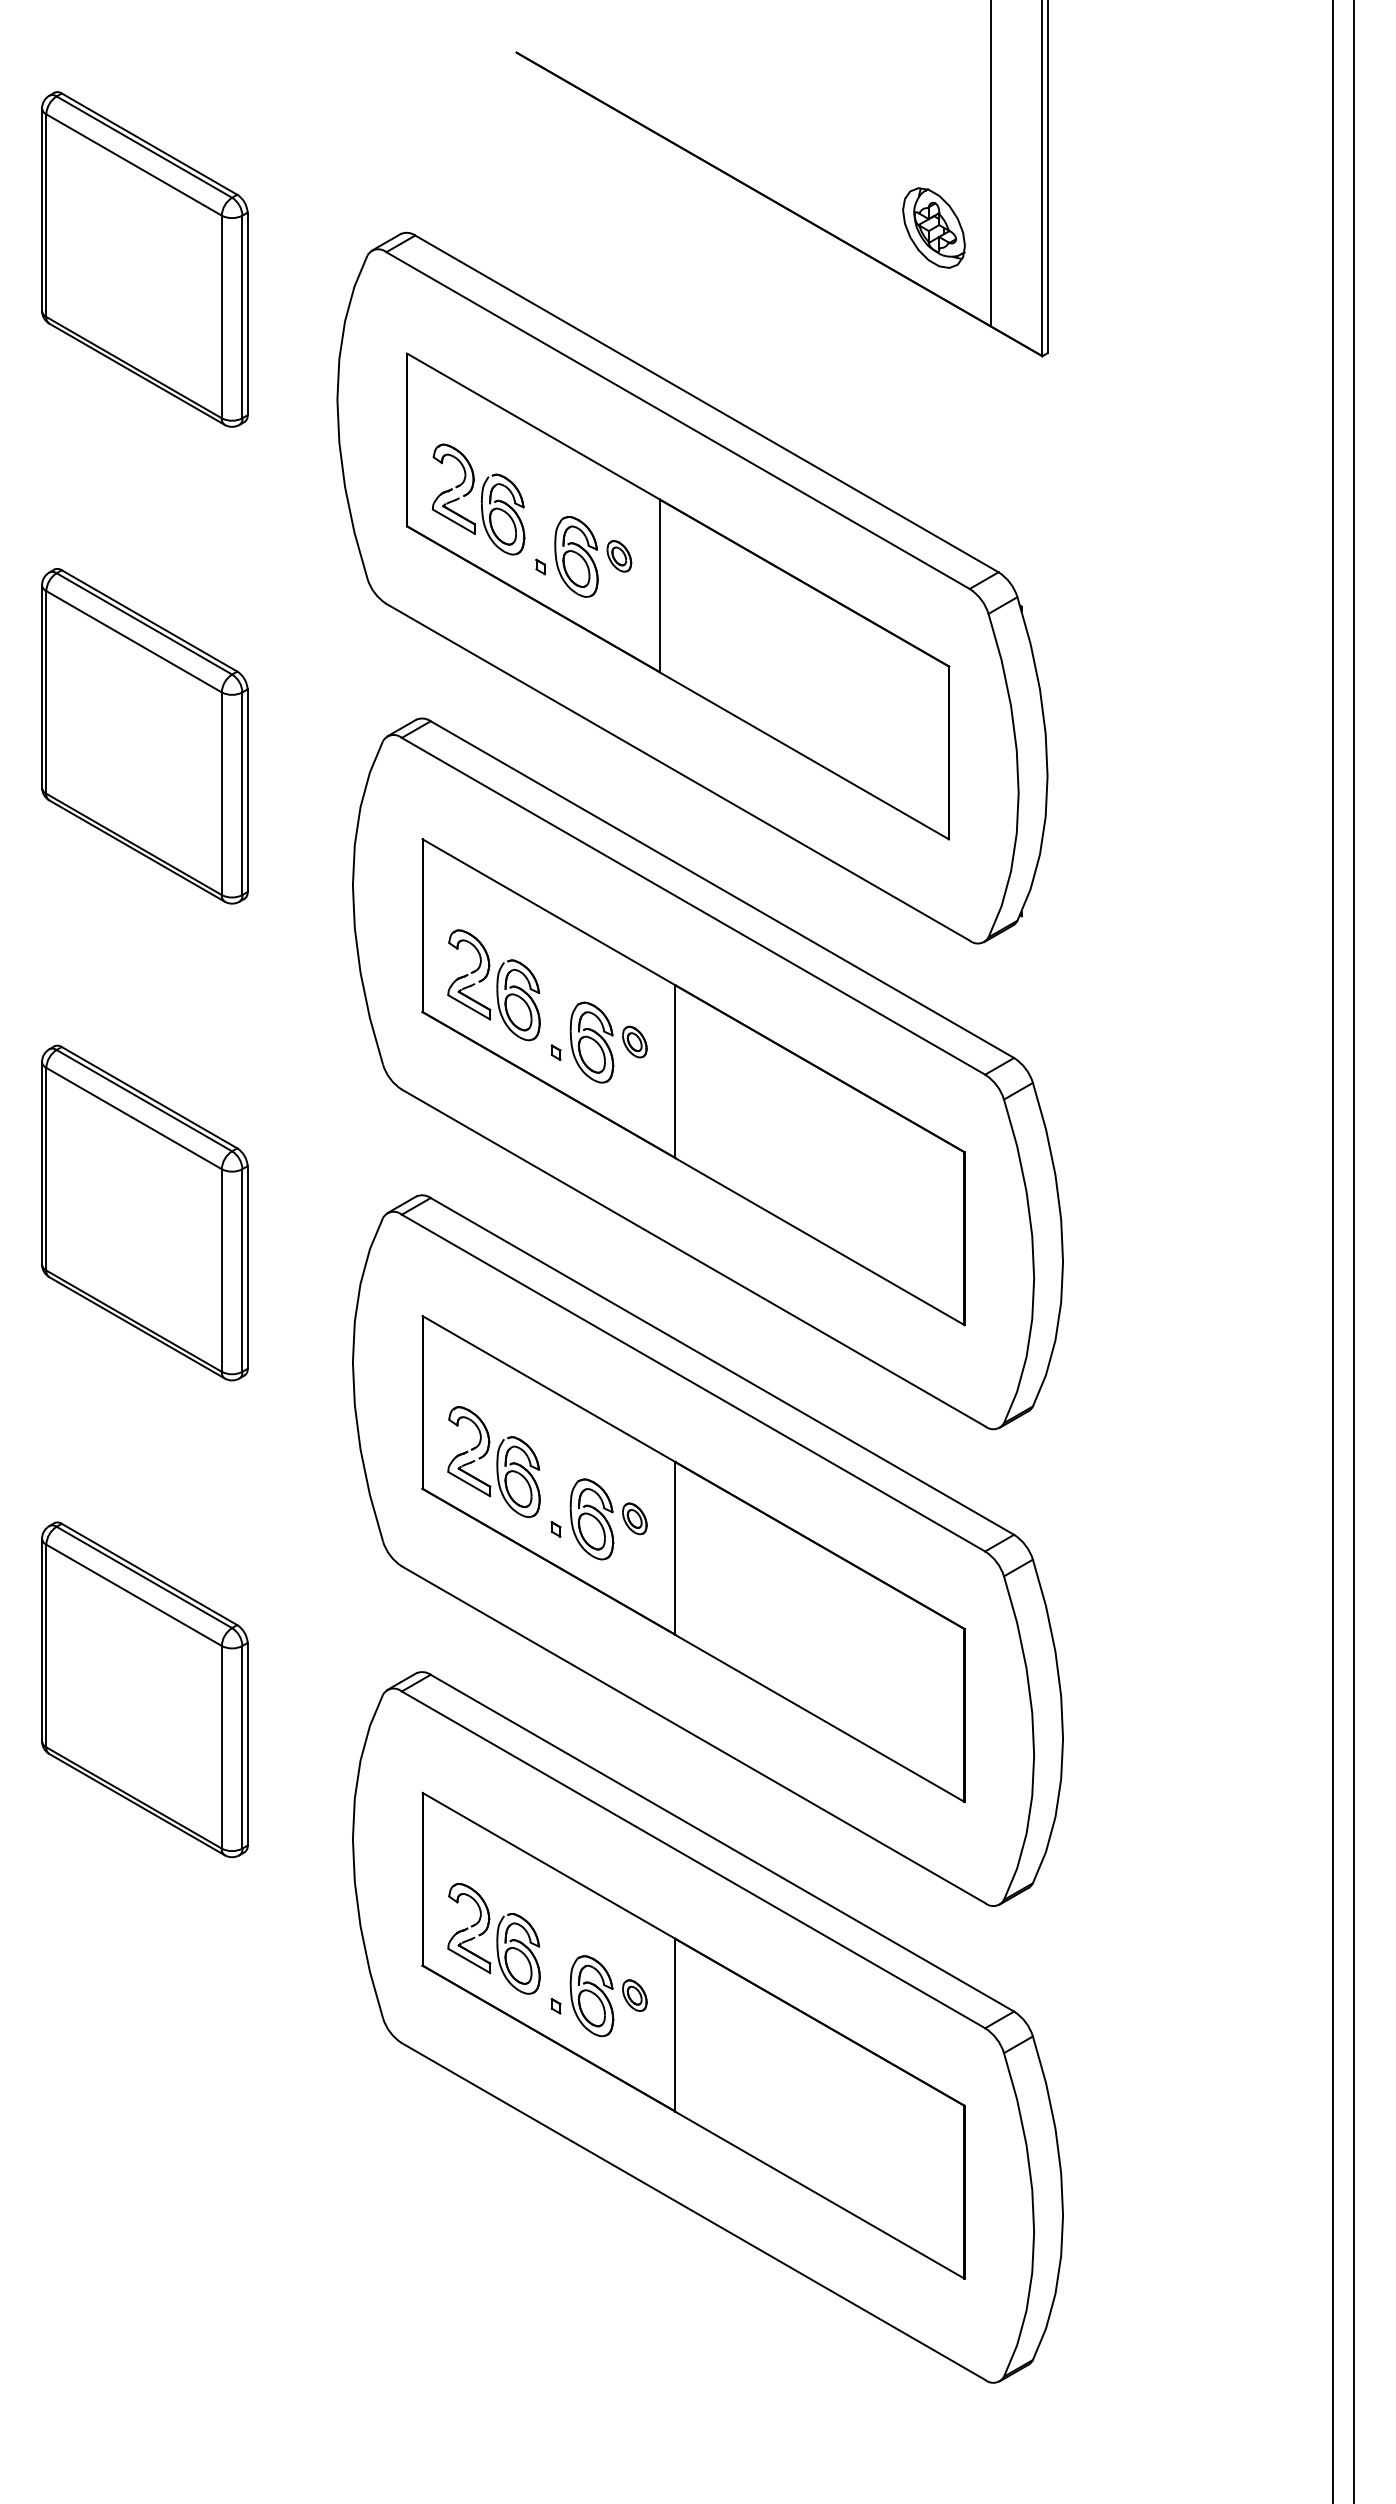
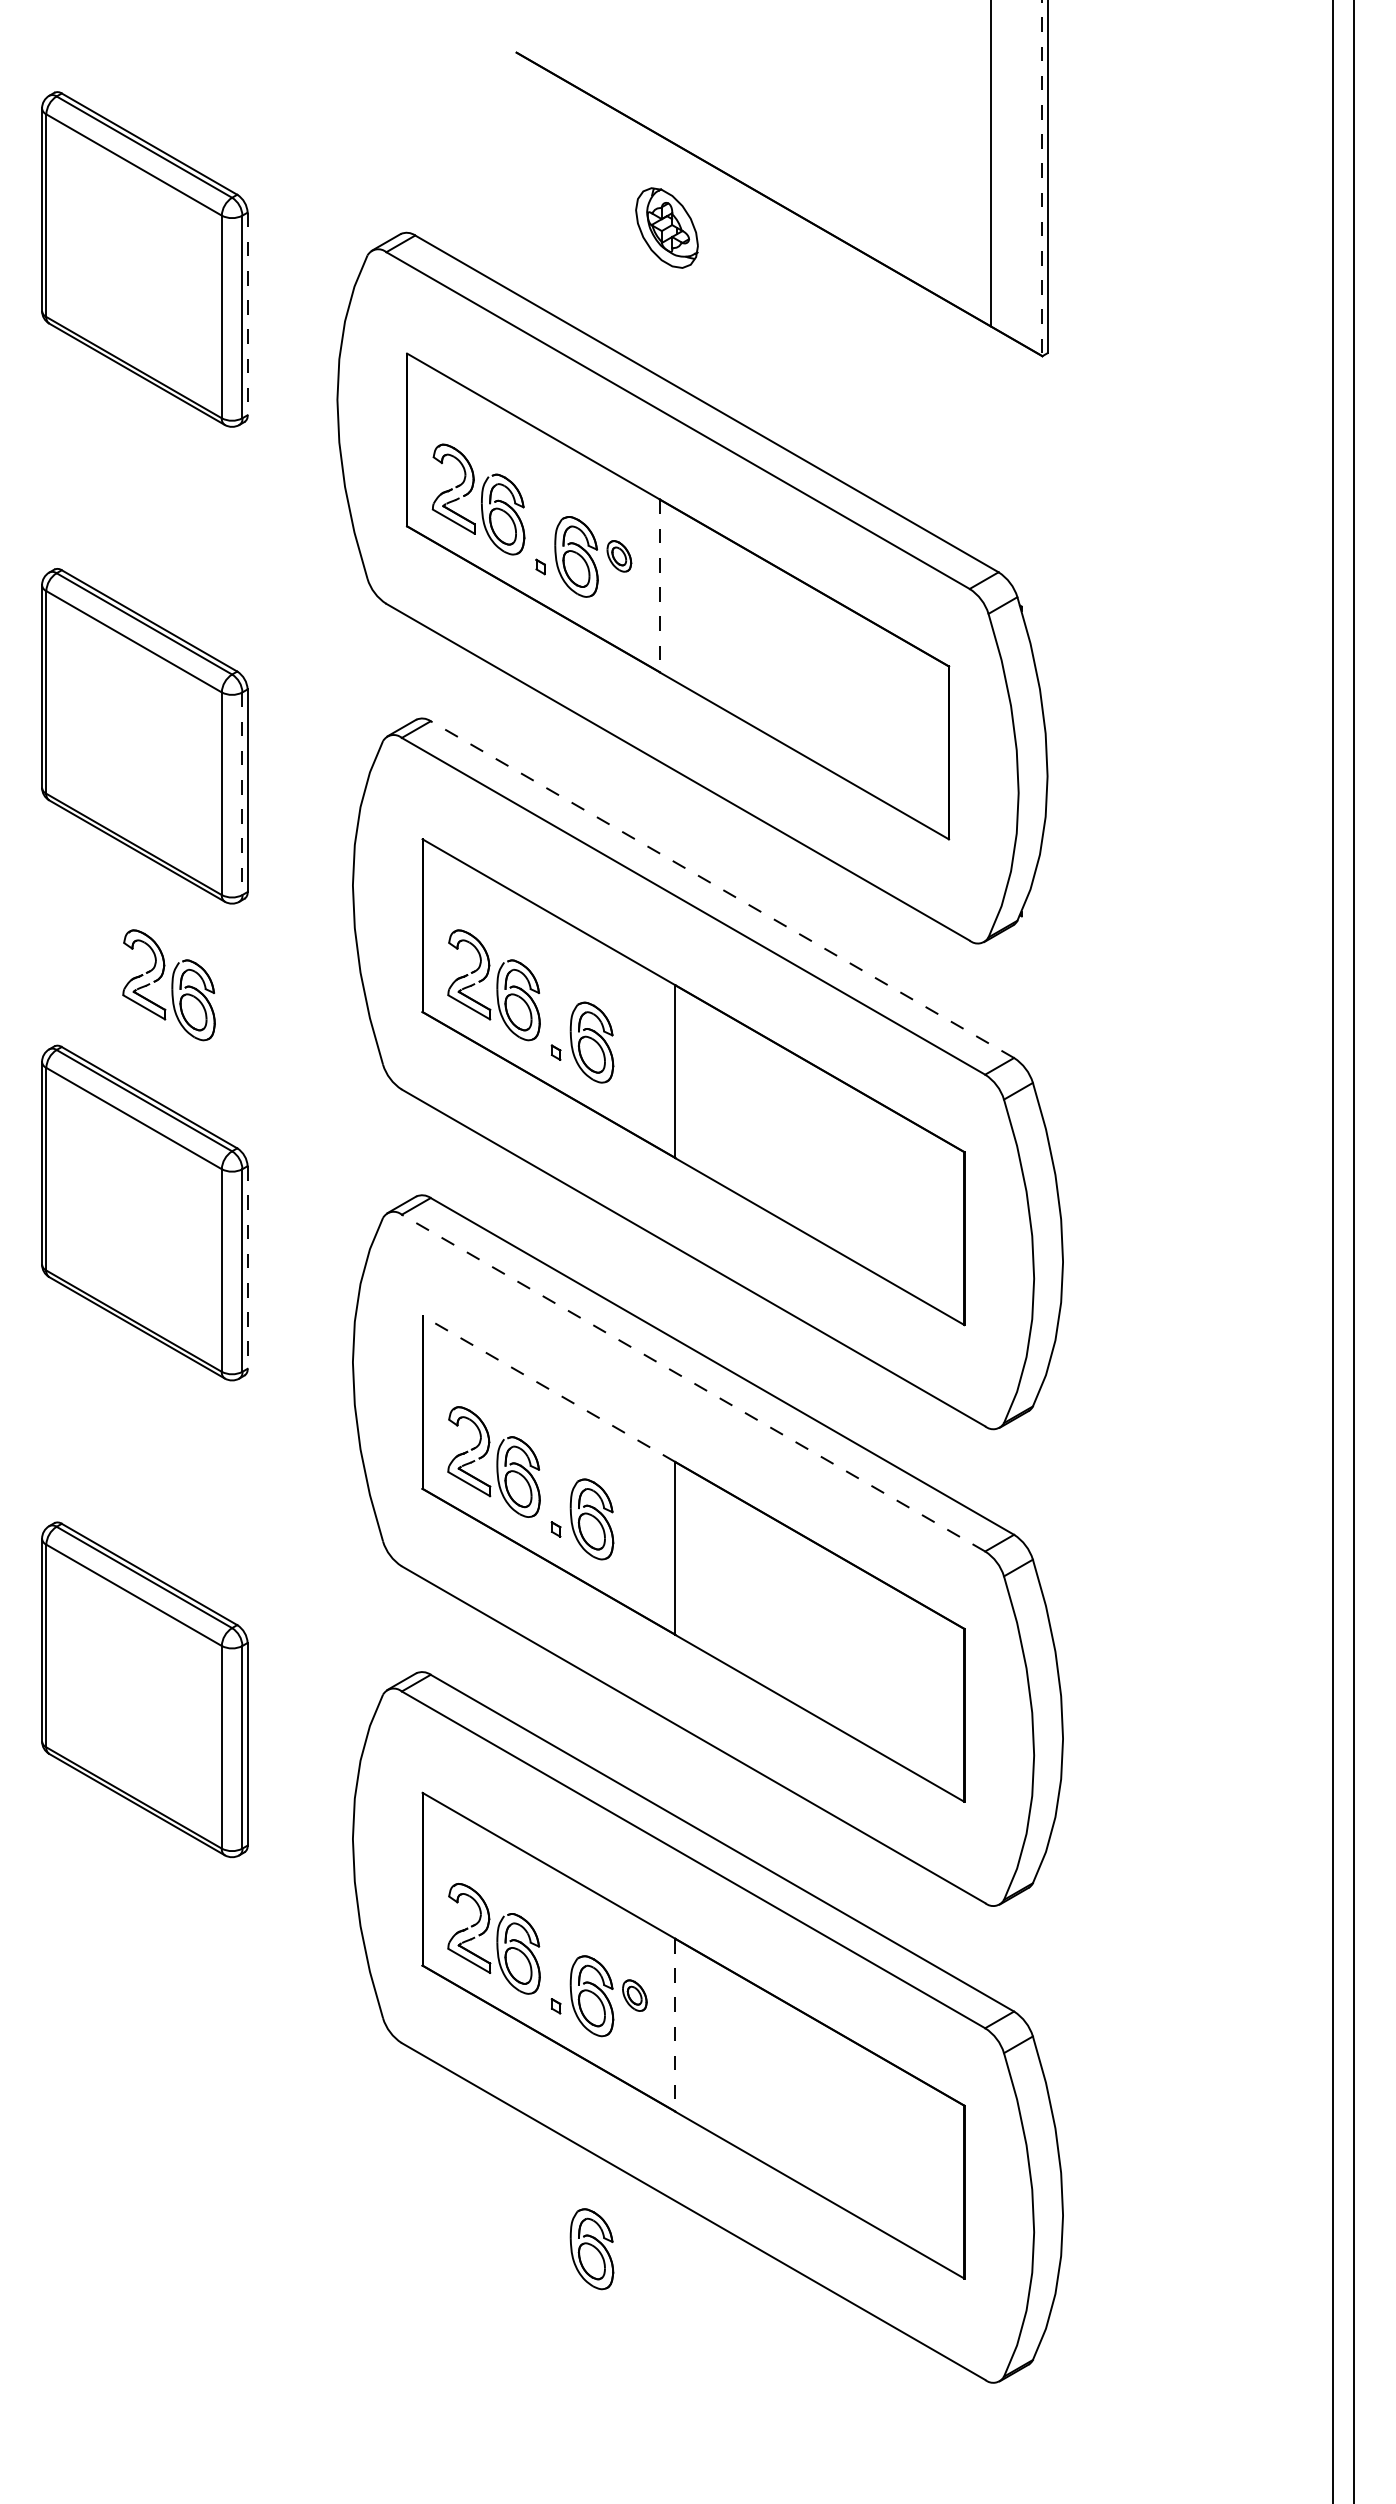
line: solid -> dashed (1042, 178)
part position: (933, 227) -> (666, 227) (666, 227)
line: solid -> dashed (247, 314)
line: solid -> dashed (659, 586)
line: solid -> dashed (242, 794)
line: solid -> dashed (722, 889)
part: none -> present (168, 985)
part: present -> none (634, 1041)
line: solid -> dashed (247, 1268)
line: solid -> dashed (693, 1383)
line: solid -> dashed (548, 1388)
part: present -> none (634, 1518)
line: solid -> dashed (675, 2025)
part: none -> present (591, 2249)
